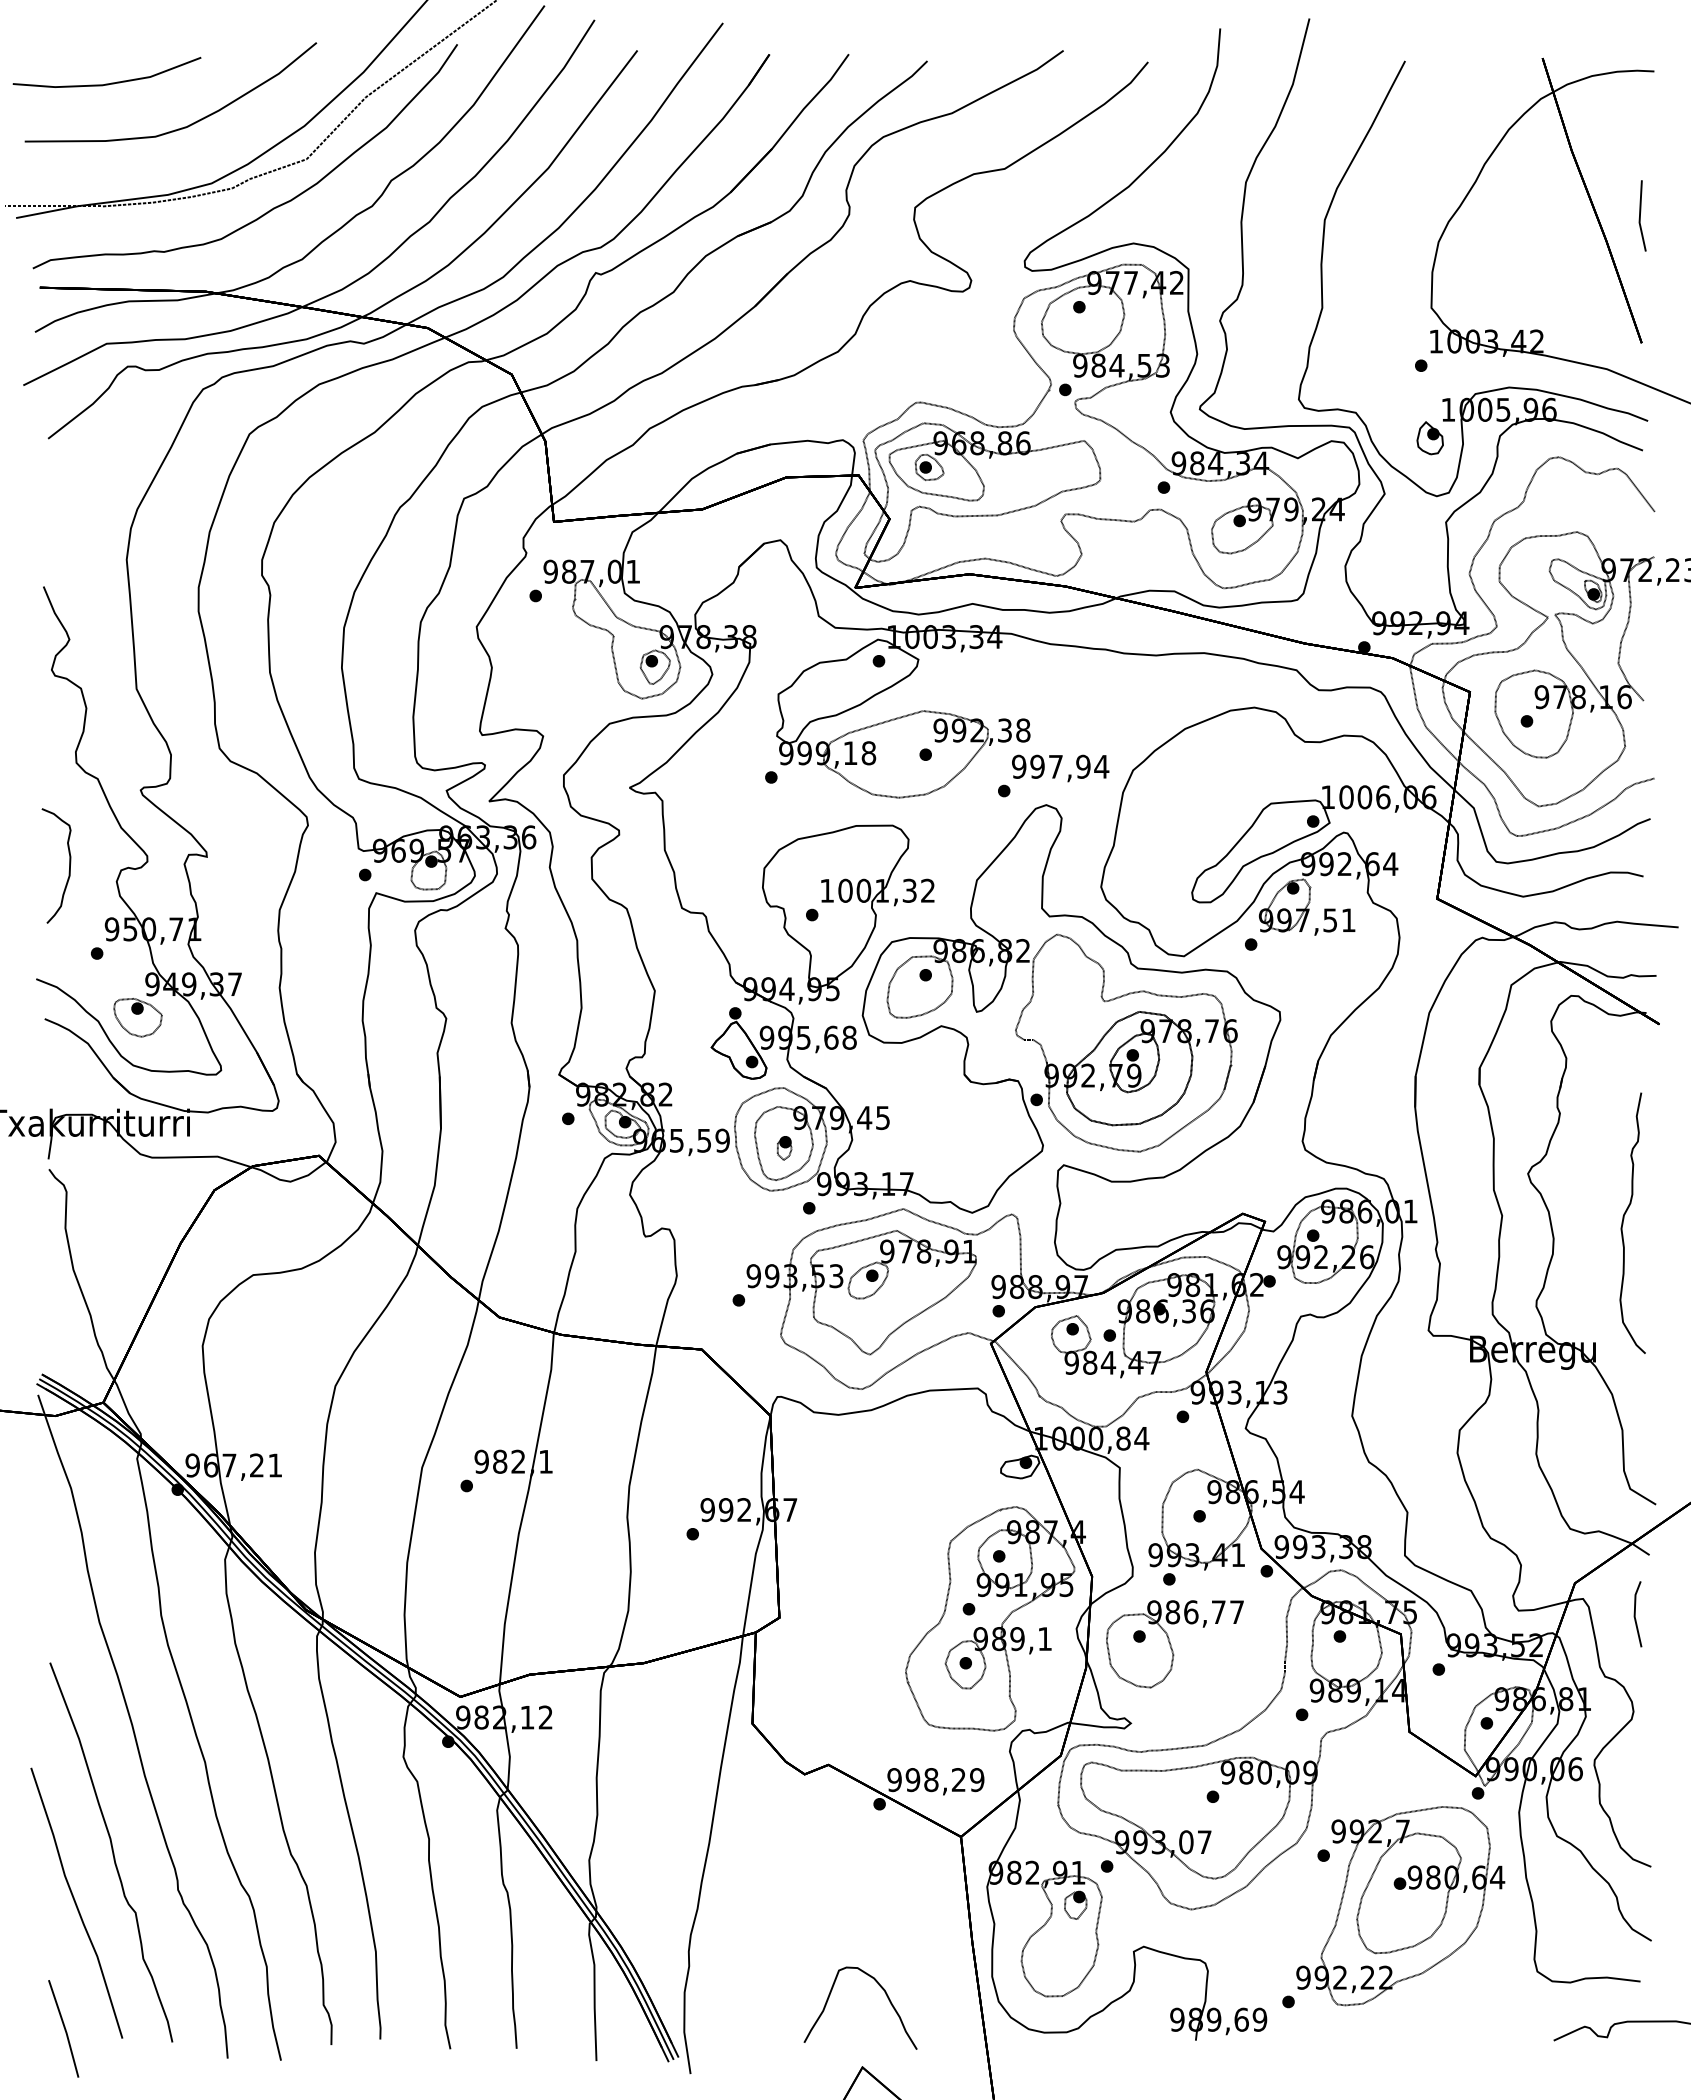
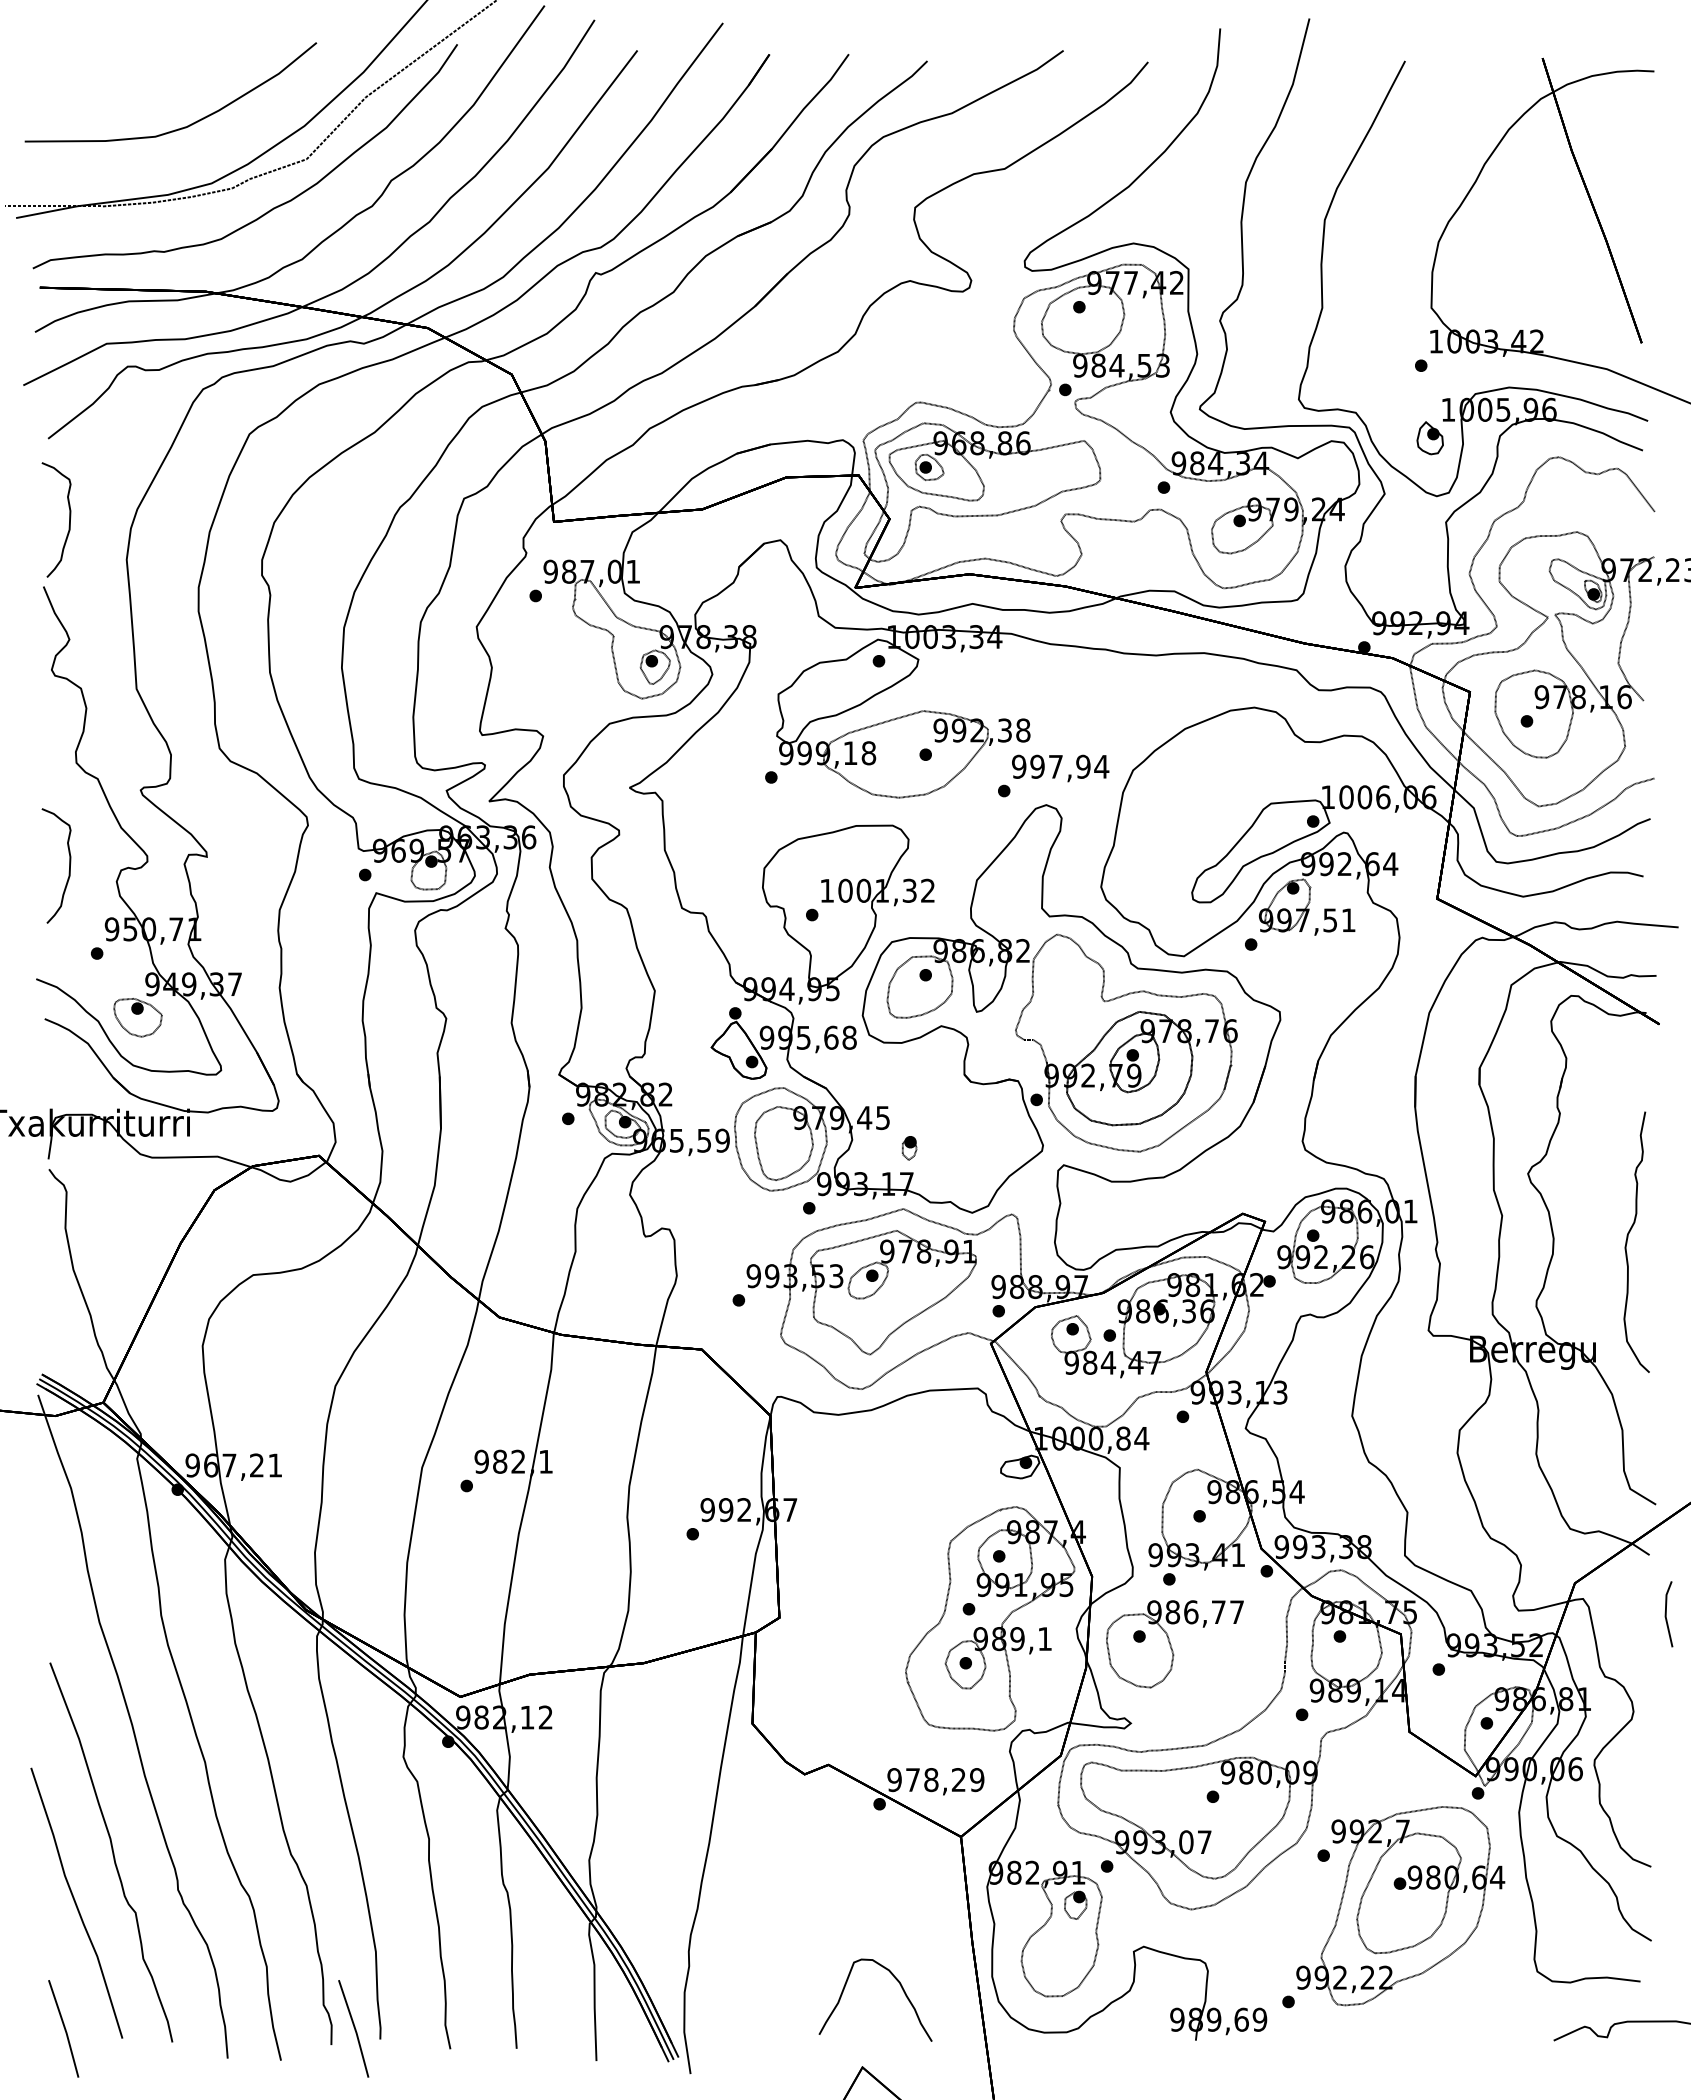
part: present -> none (106, 83)
line: present -> none (1640, 215)
curve: none -> present (69, 519)
part position: (784, 1148) -> (909, 1148) (909, 1148)
curve position: (1624, 1219) -> (1628, 1238) (1628, 1238)
line position: (1635, 1614) -> (1666, 1614) (1666, 1614)
text: 998,29 -> 978,29 (912, 1780)
curve position: (885, 1994) -> (900, 1986) (900, 1986)
line: none -> present (353, 2027)
